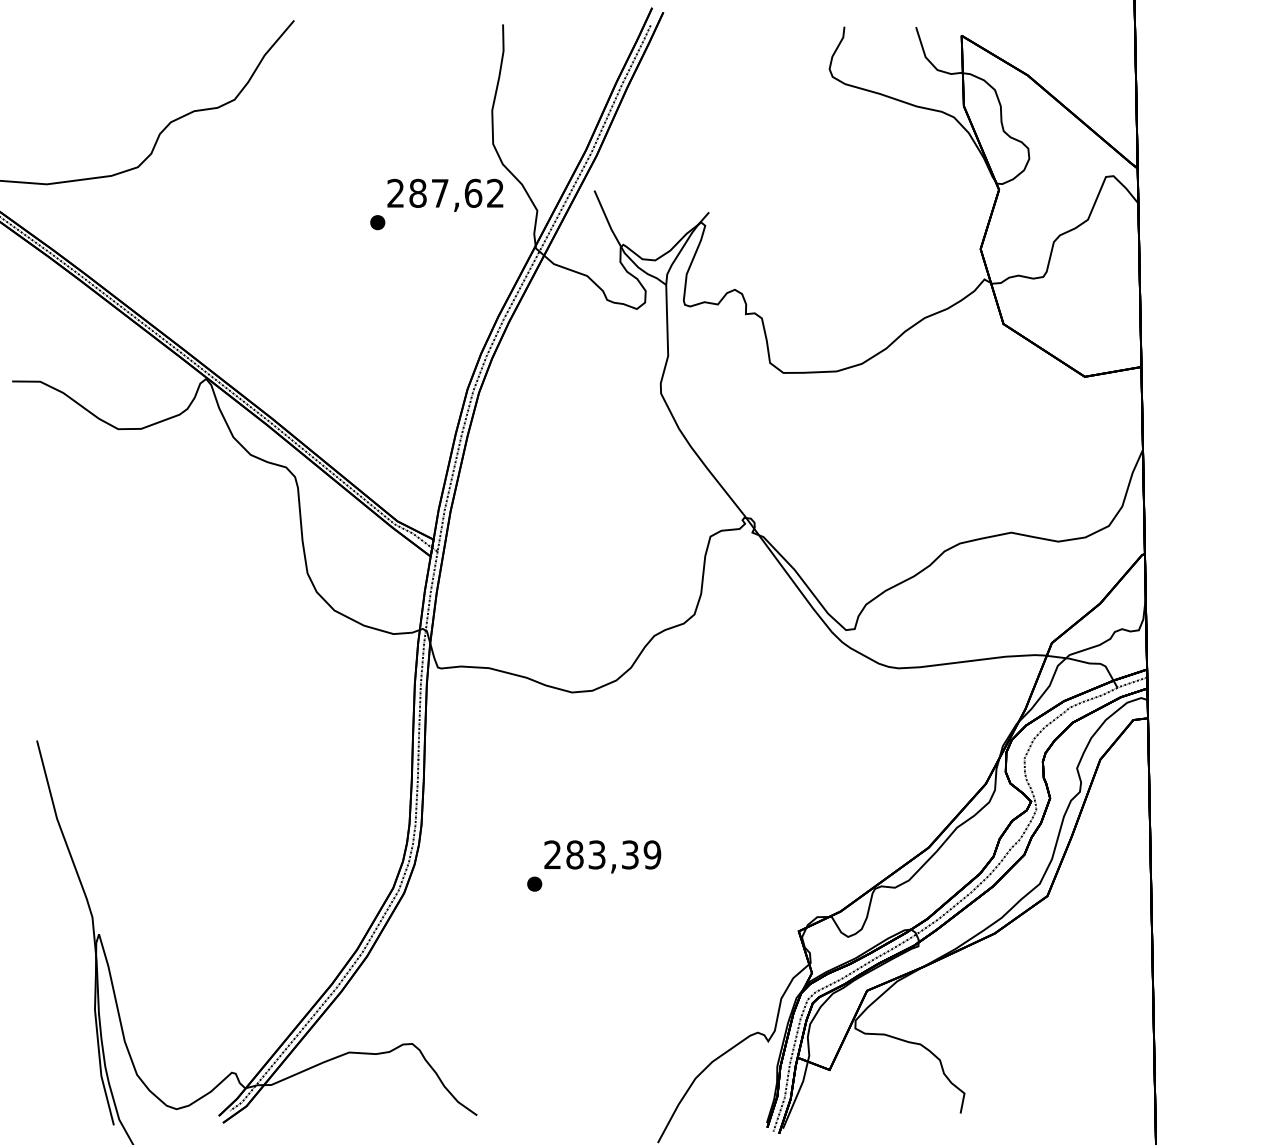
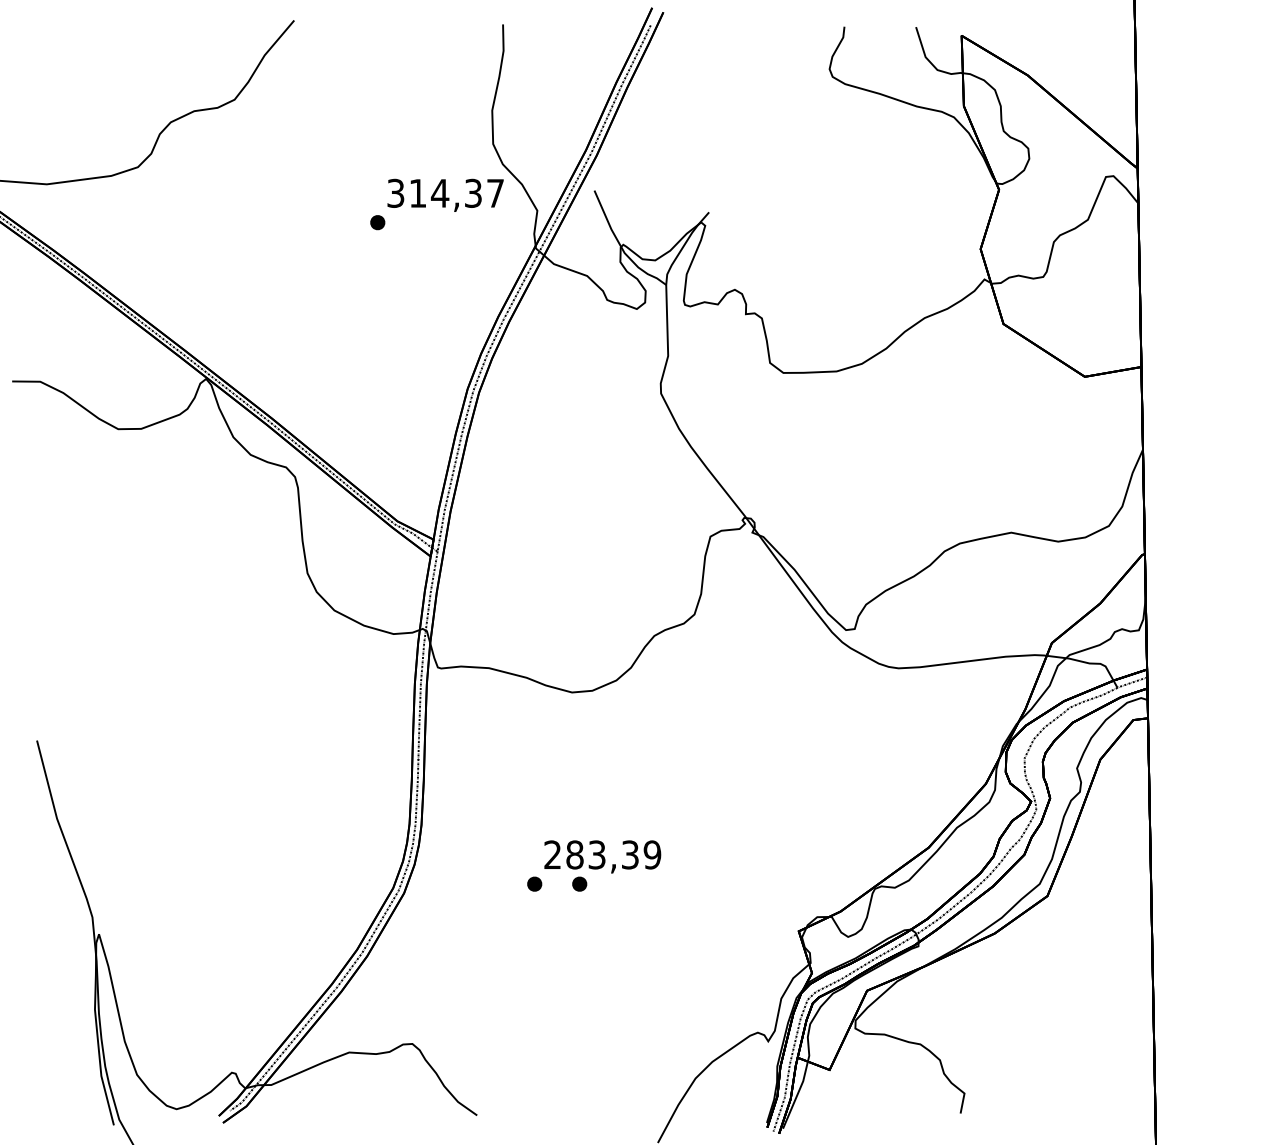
text: 287,62 -> 314,37 (445, 192)
part: none -> present (579, 883)
